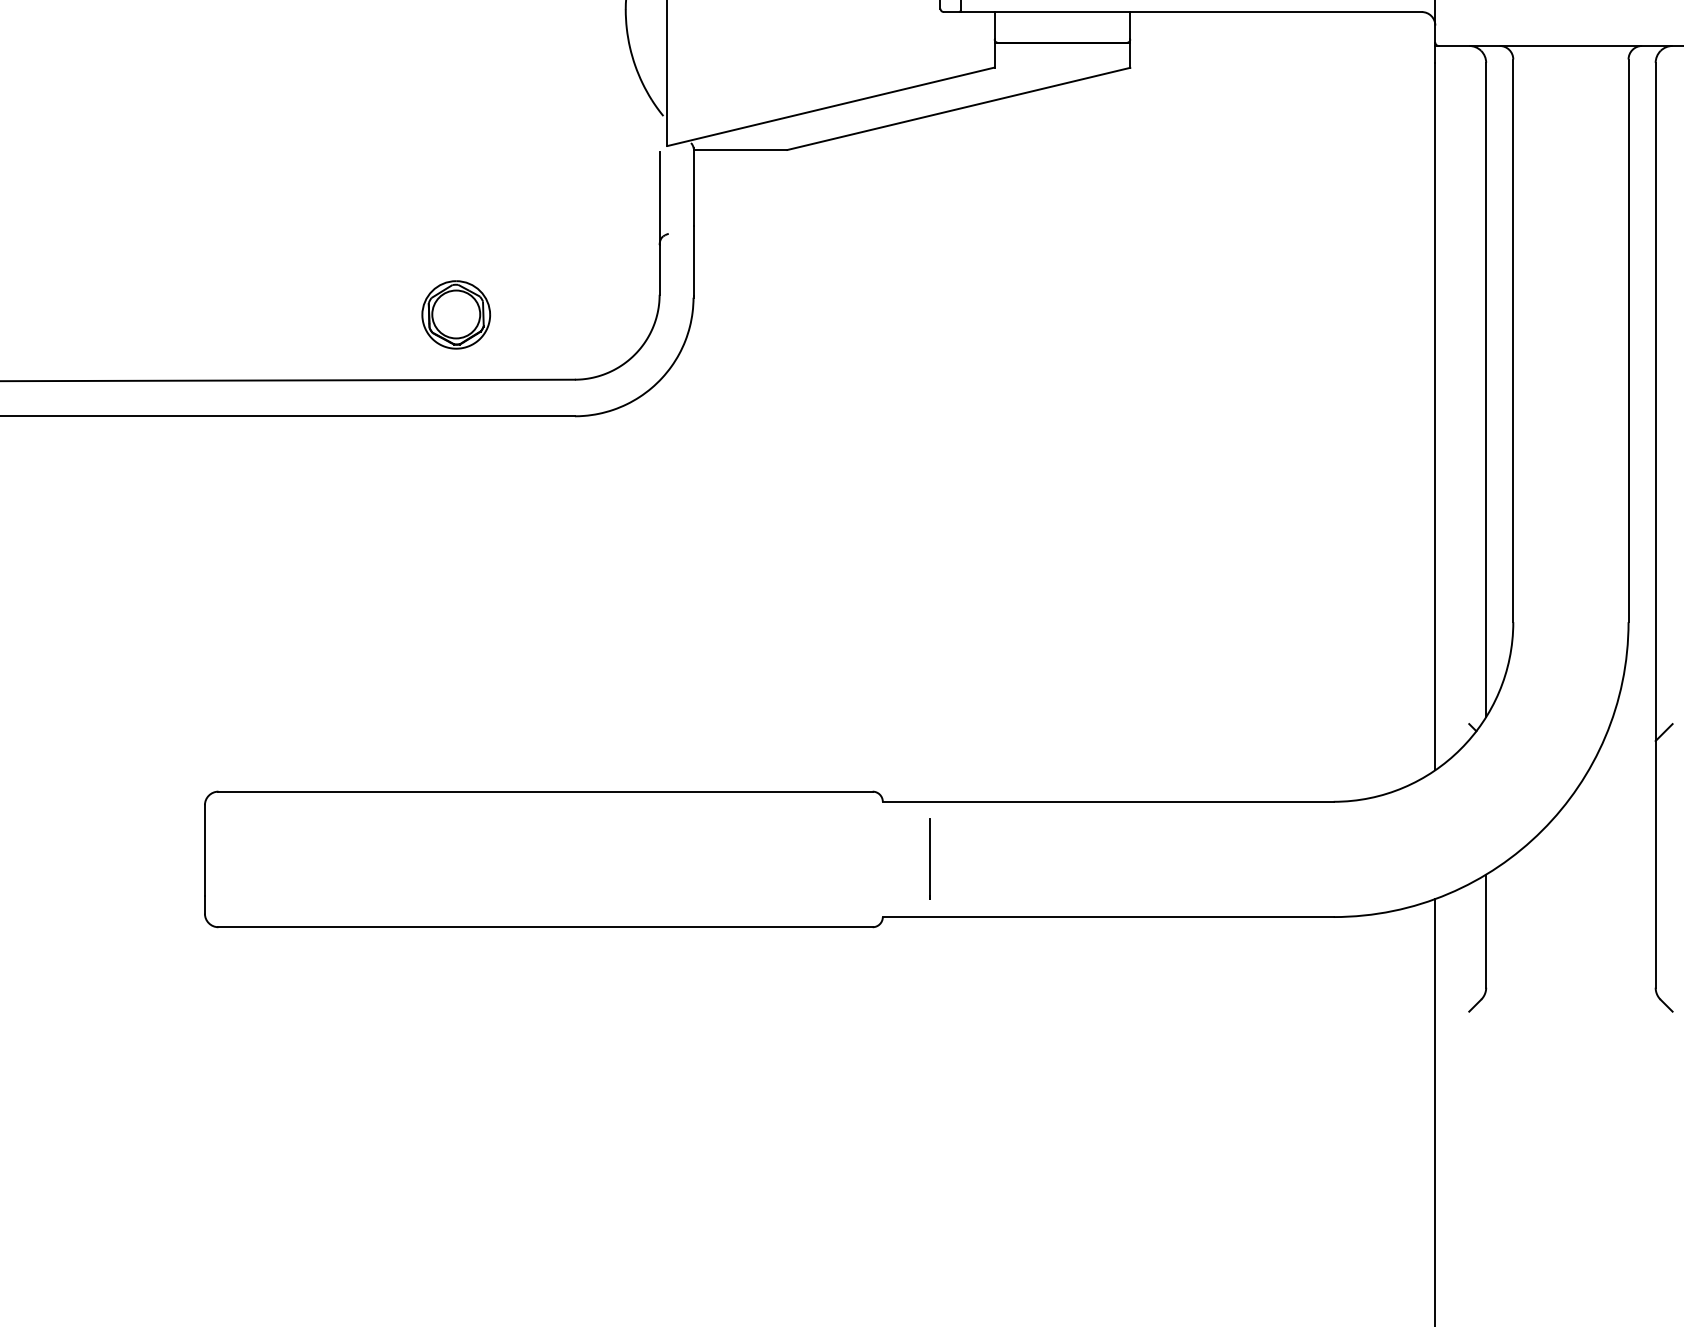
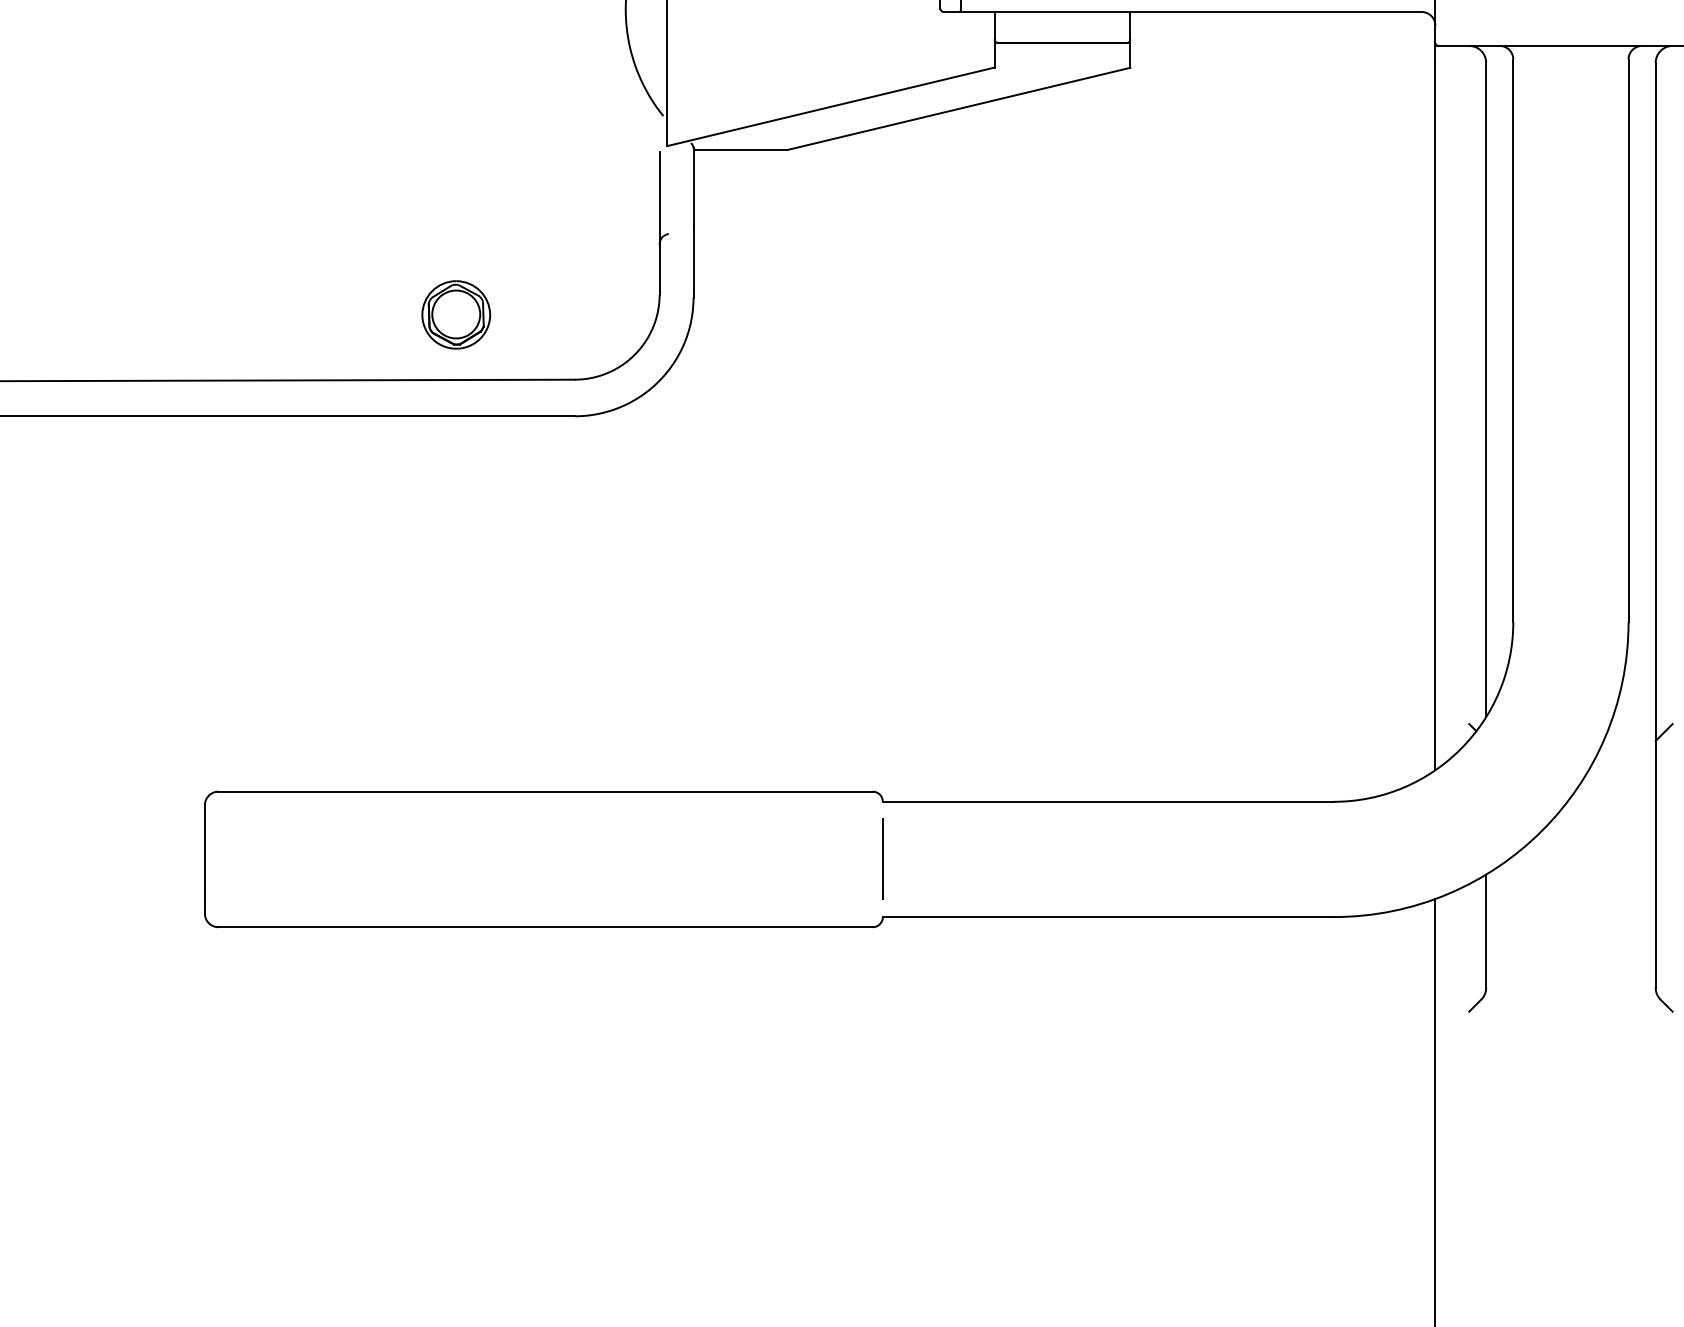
line position: (929, 858) -> (882, 858) (882, 858)
